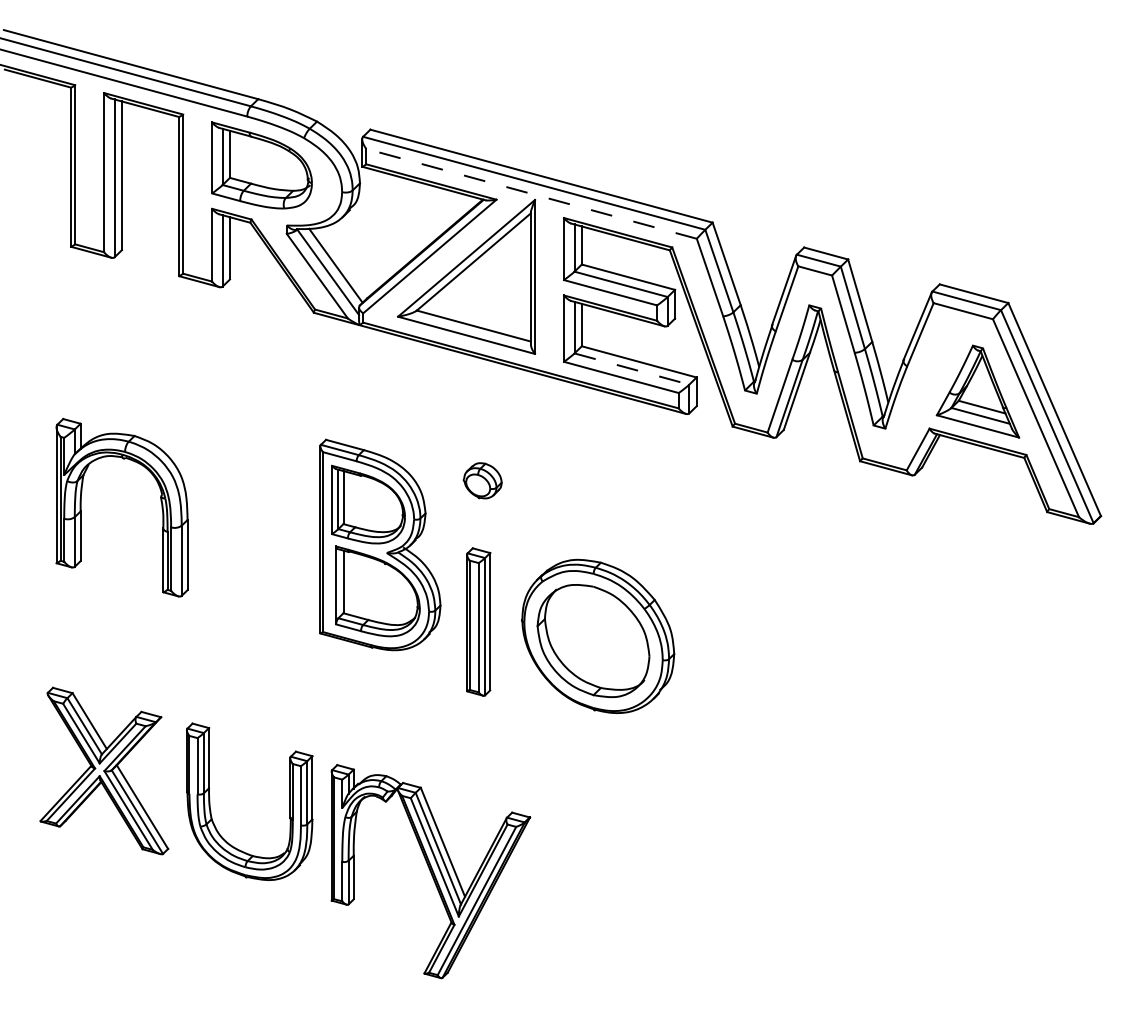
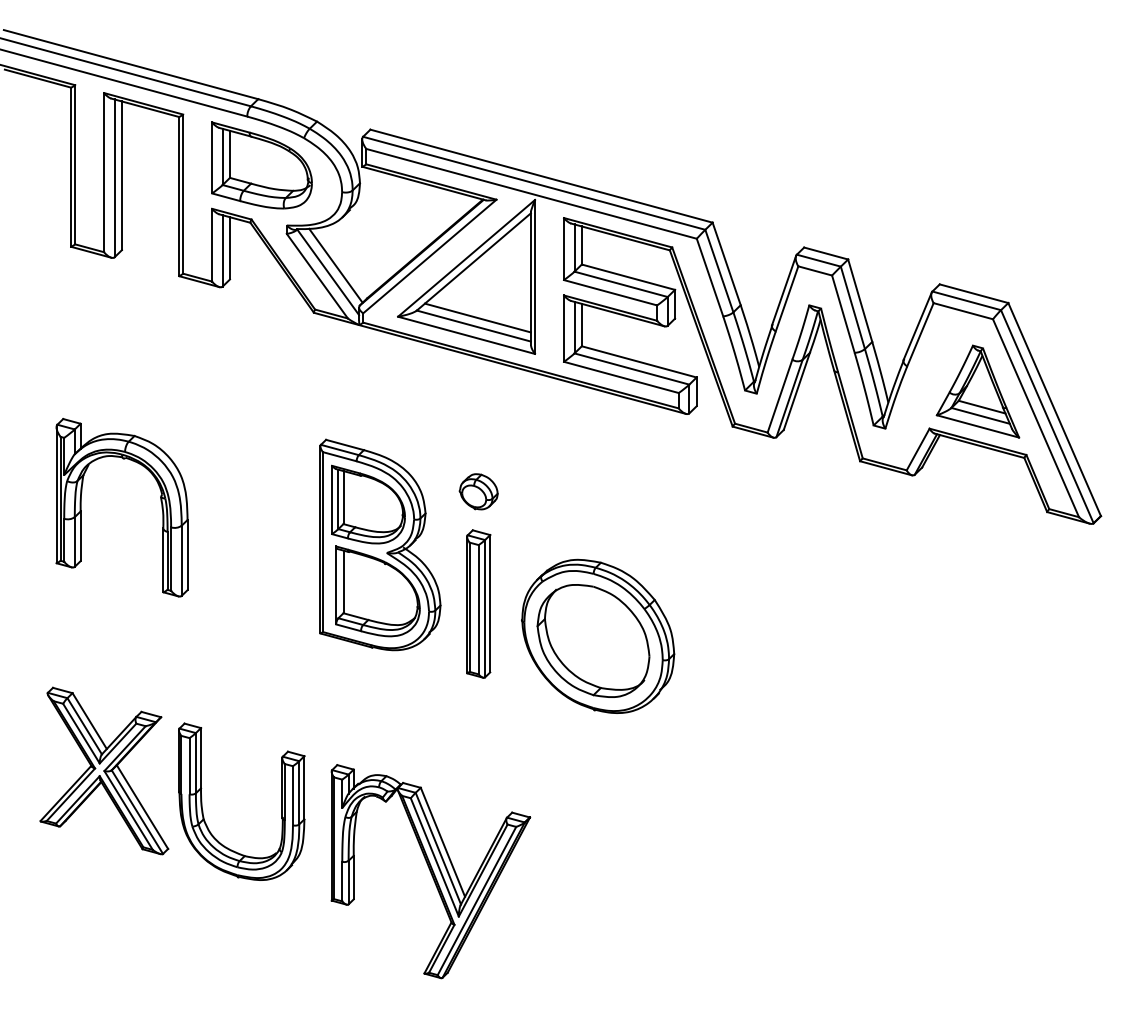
line: dashed -> solid (531, 193)
line: none -> present (477, 317)
line: dashed -> solid (632, 369)
part position: (482, 480) -> (478, 491) (478, 491)
part position: (478, 621) -> (478, 603) (478, 603)
part position: (210, 801) -> (202, 801) (202, 801)
